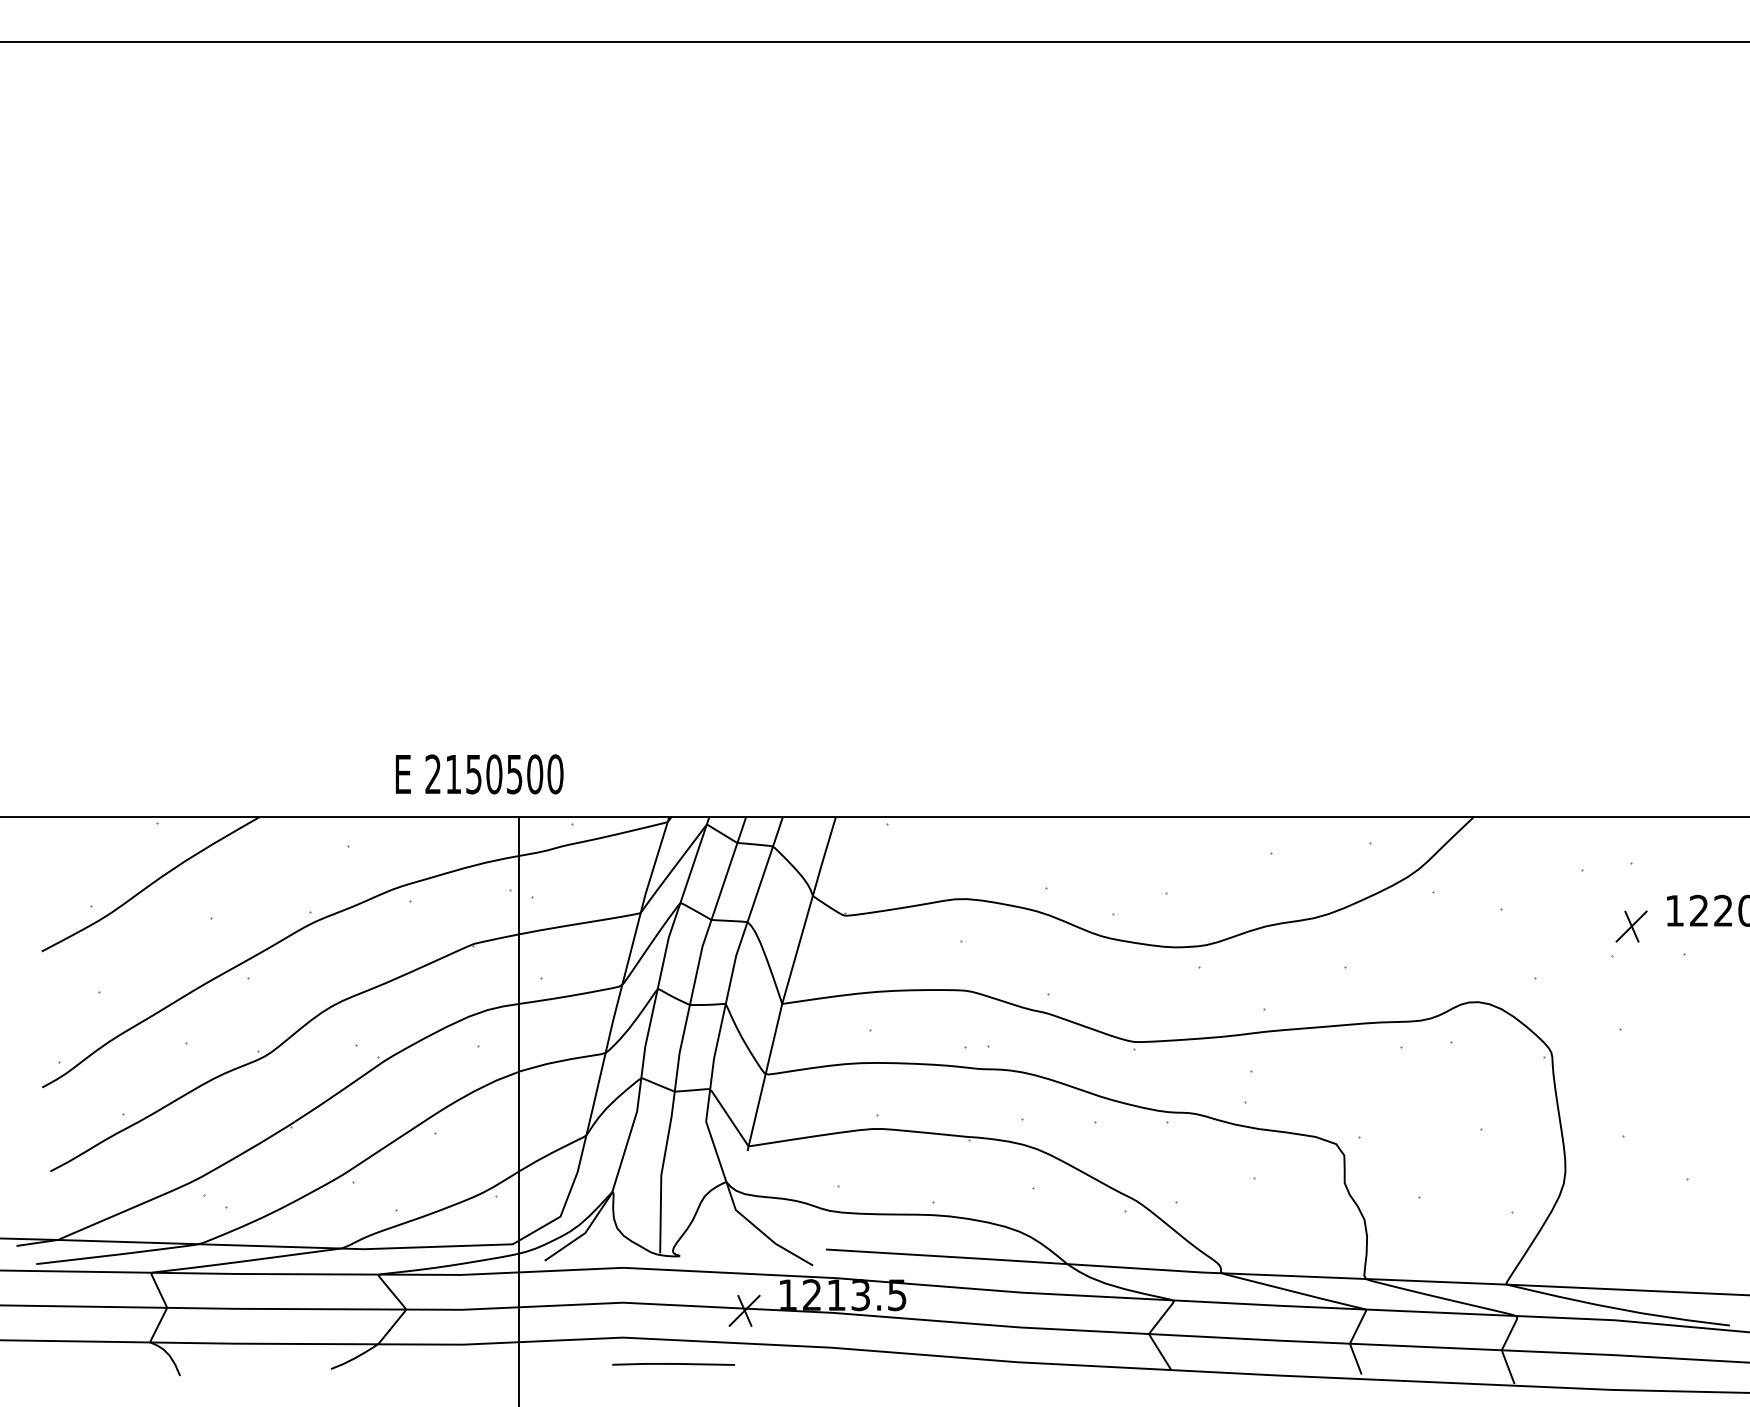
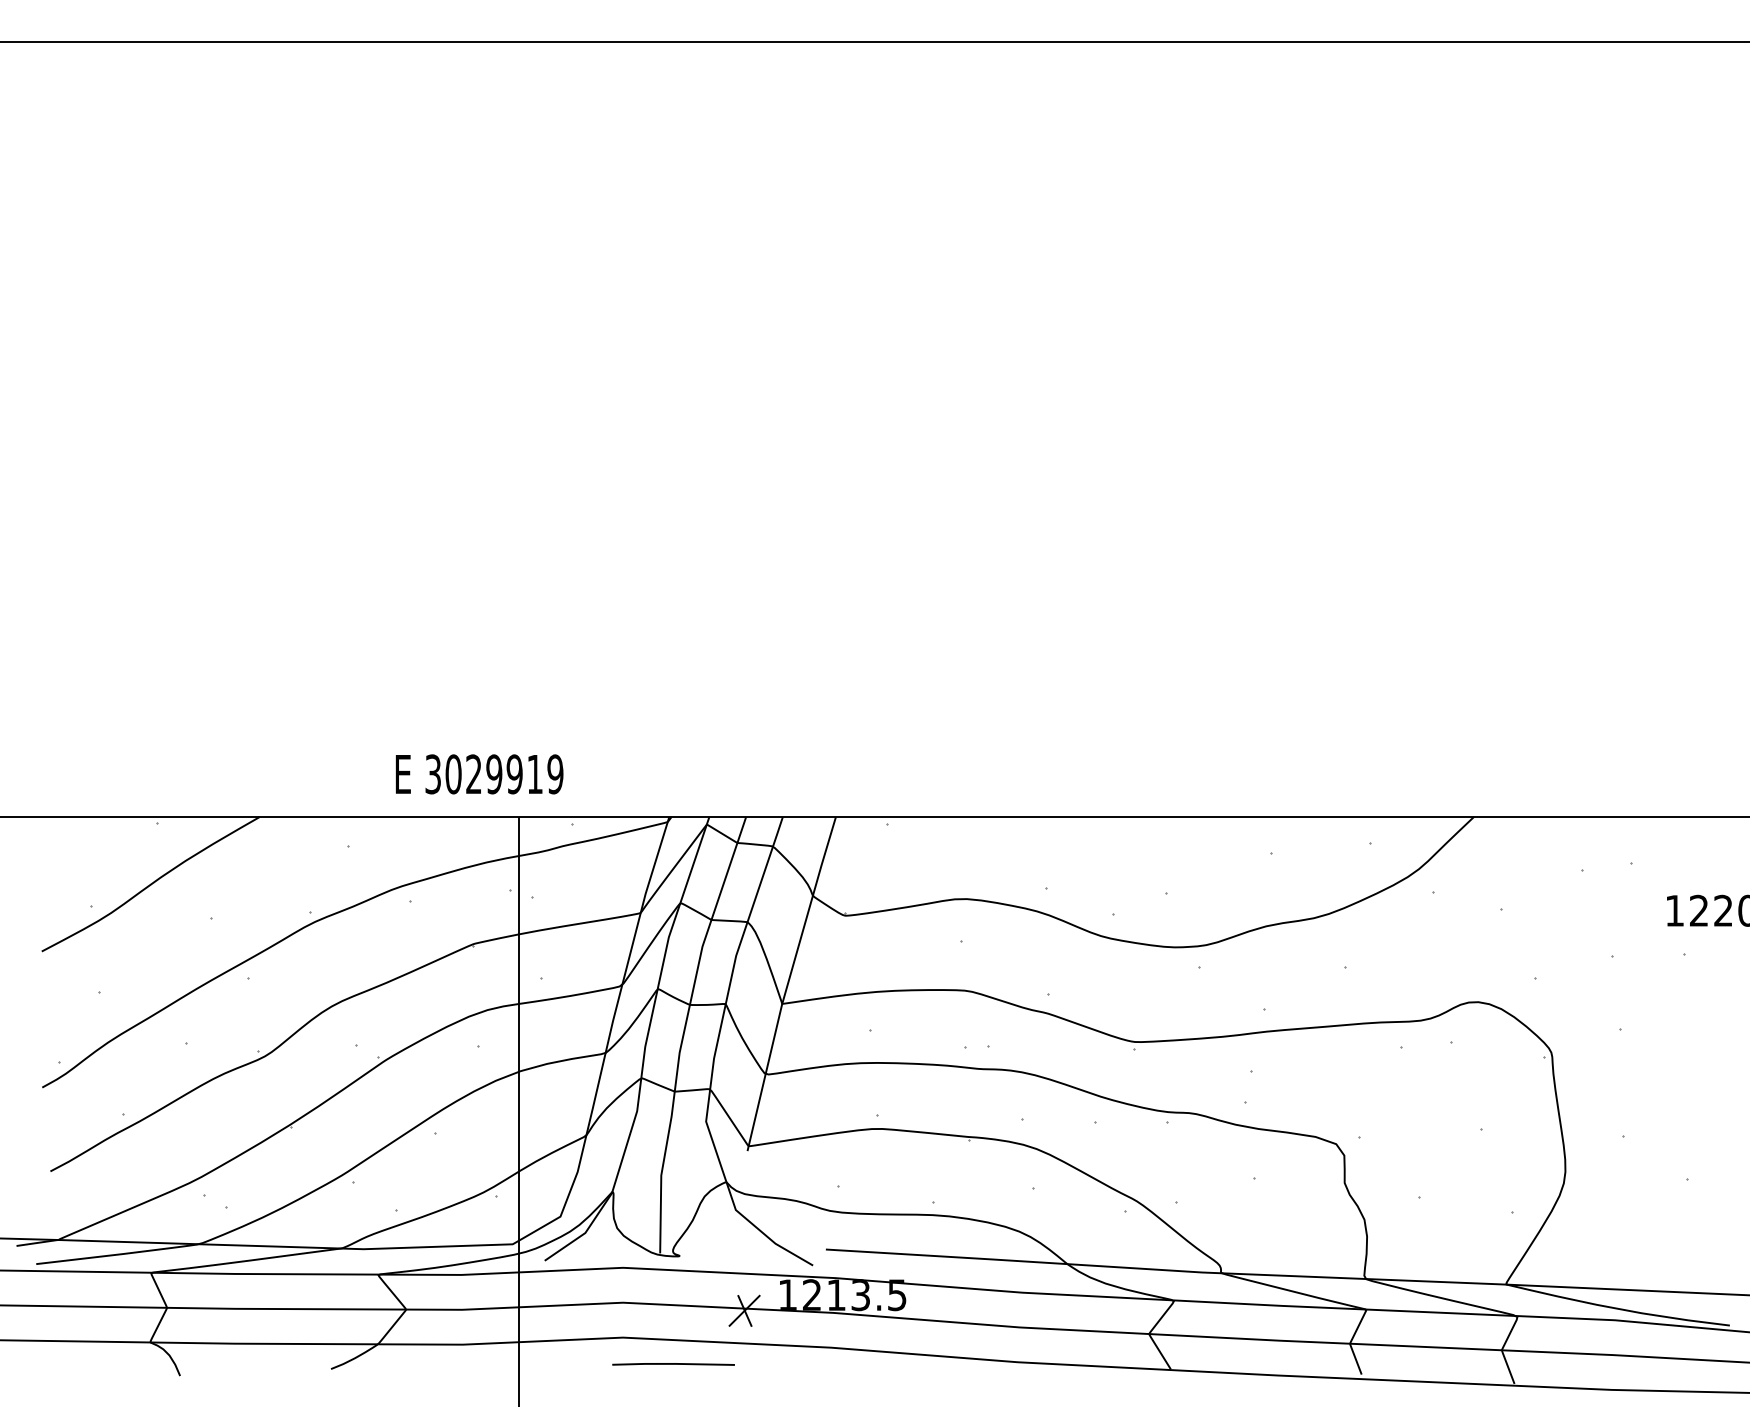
text: 2150500 -> 3029919 (494, 774)
part: present -> none (1631, 926)
